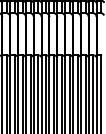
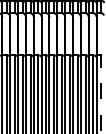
line: solid -> dashed (101, 94)
